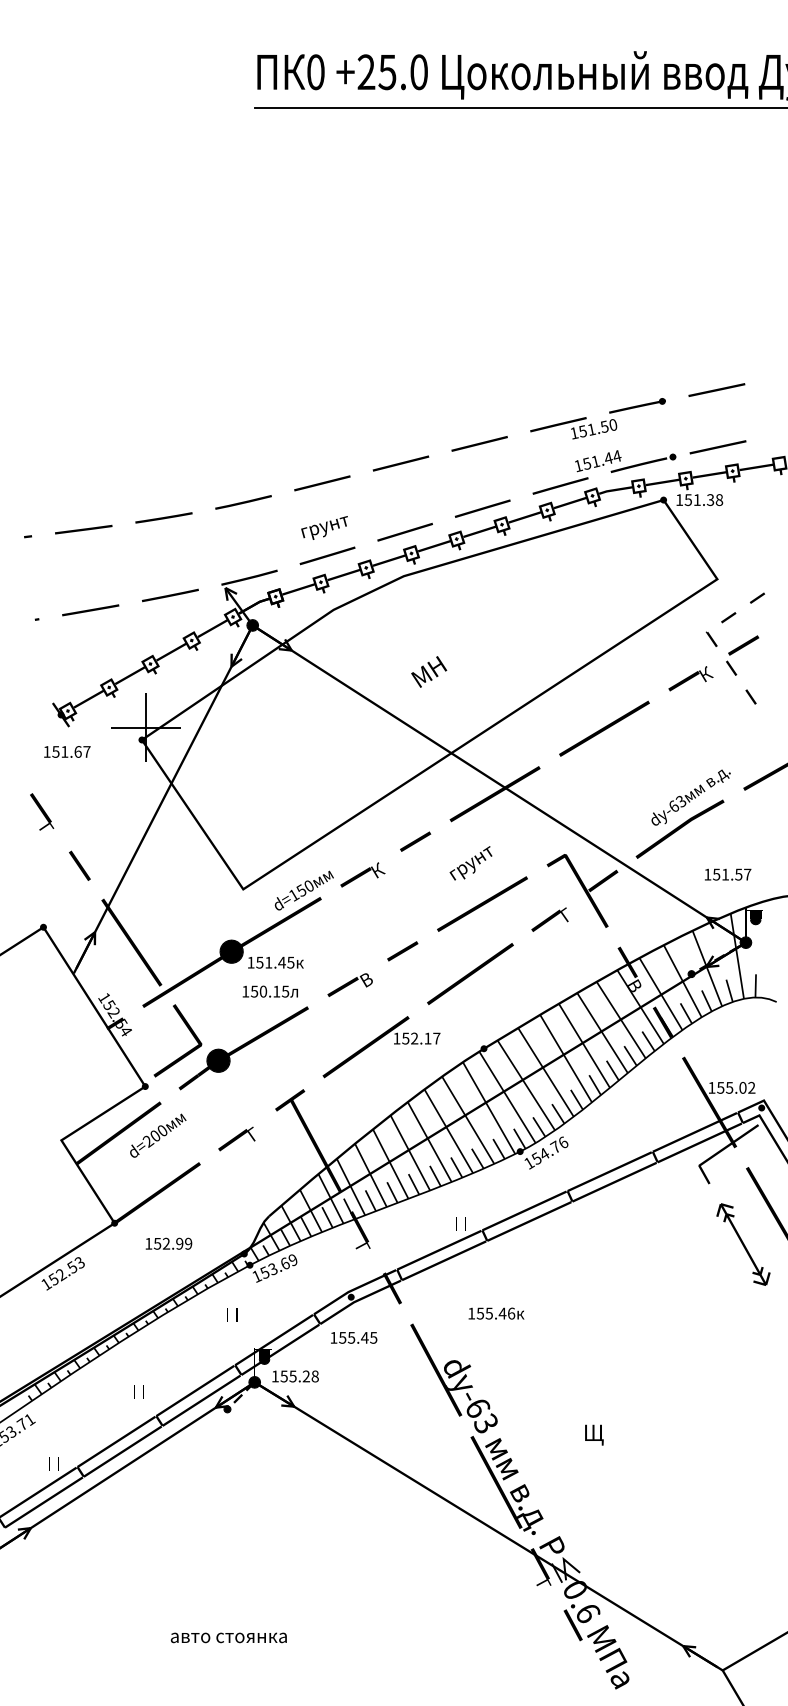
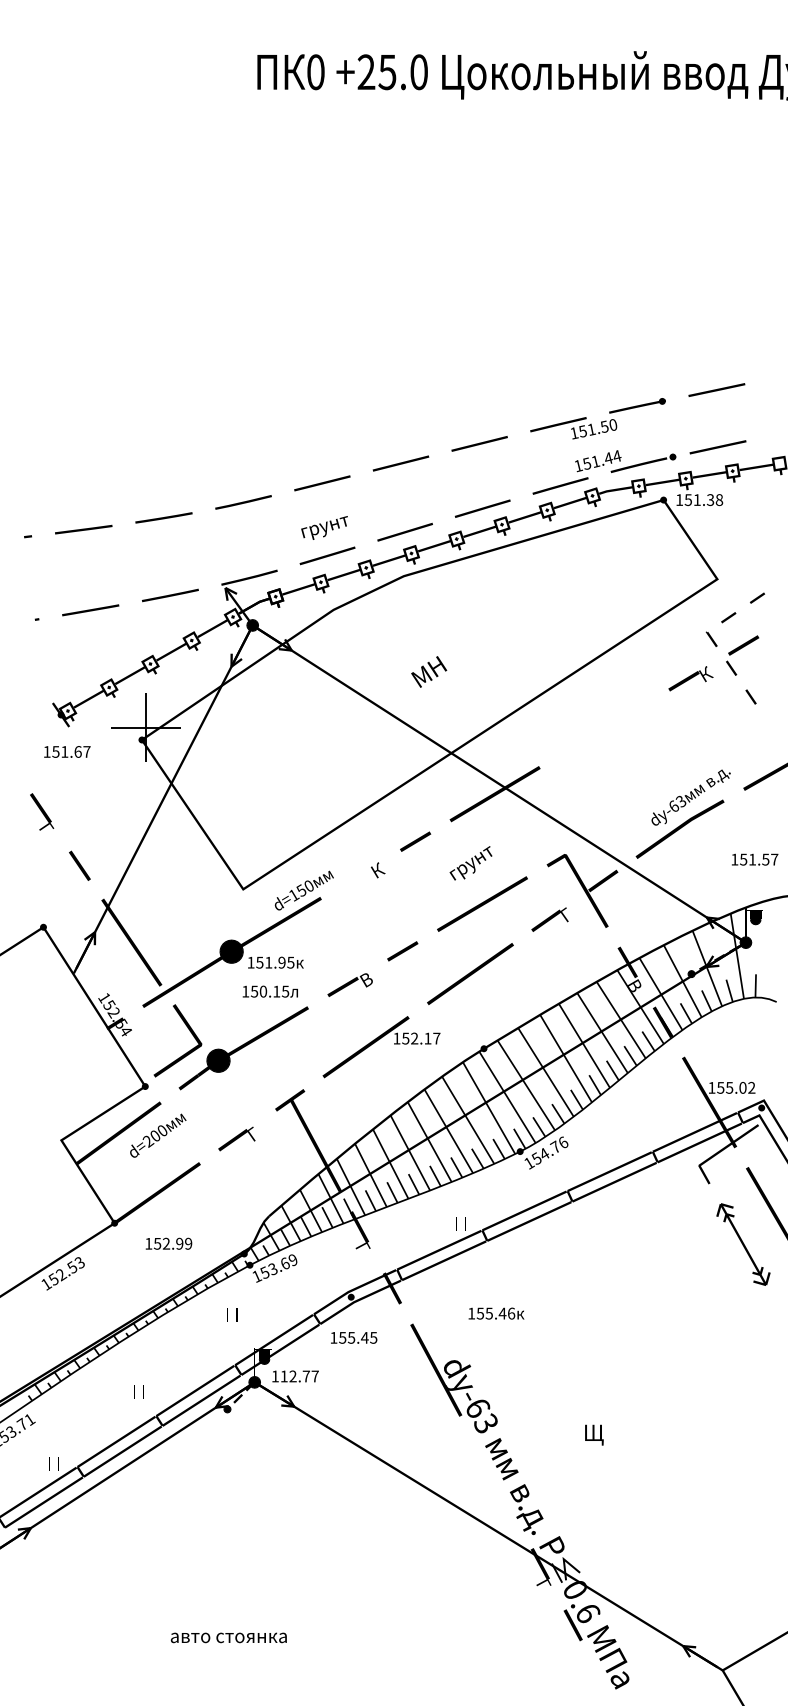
line: present -> none (519, 107)
fill: present -> none (604, 728)
text position: (728, 874) -> (755, 859) (755, 859)
fill: present -> none (355, 877)
text: 151.45 -> 151.95 (281, 962)
text: 155.28 -> 112.77 (299, 1376)
fill: present -> none (496, 1482)
